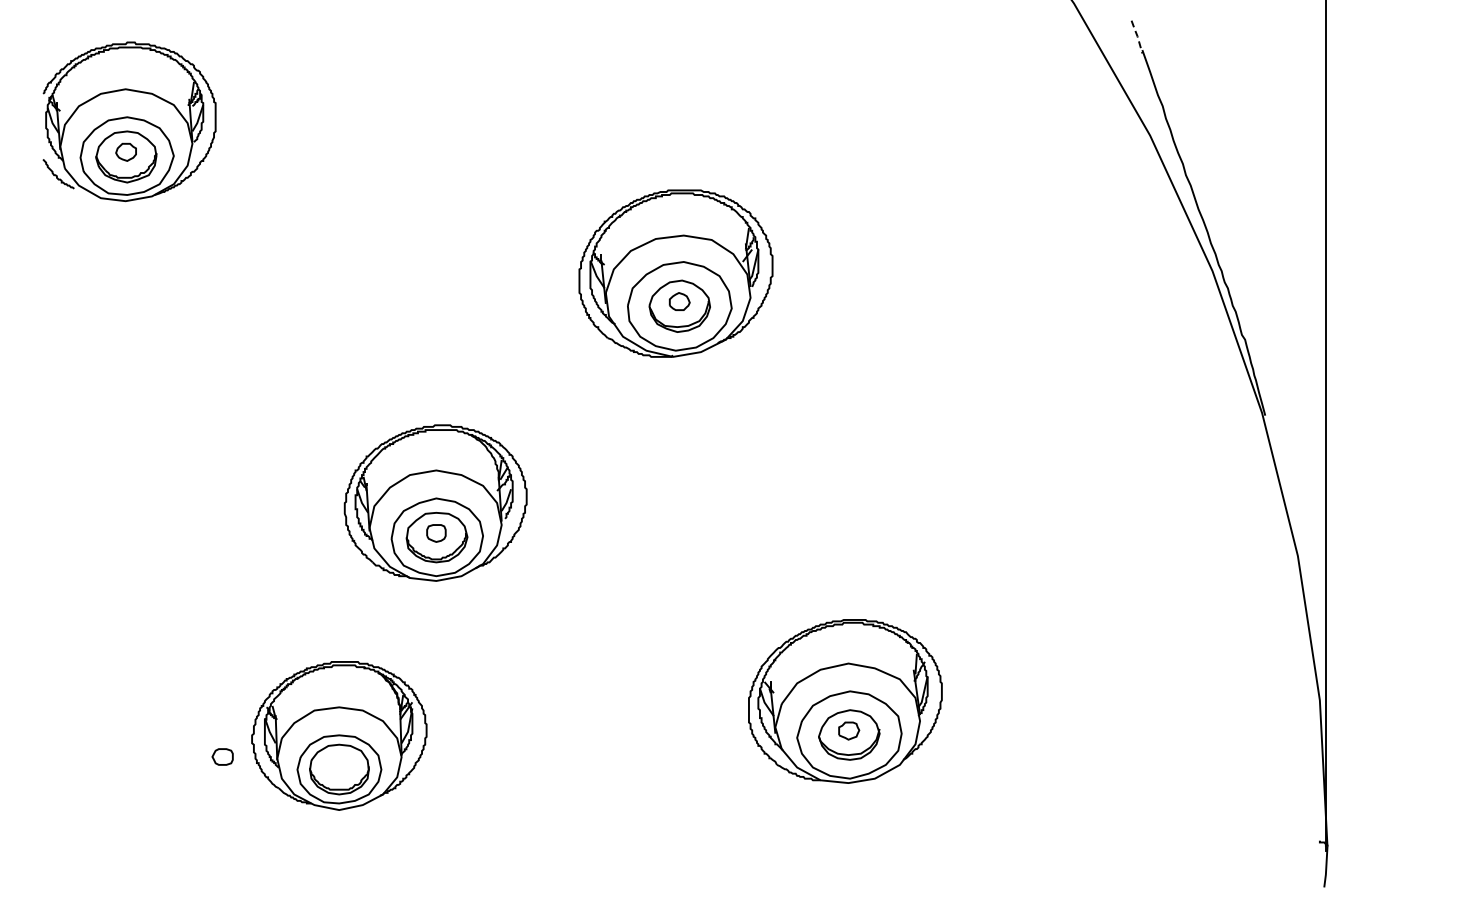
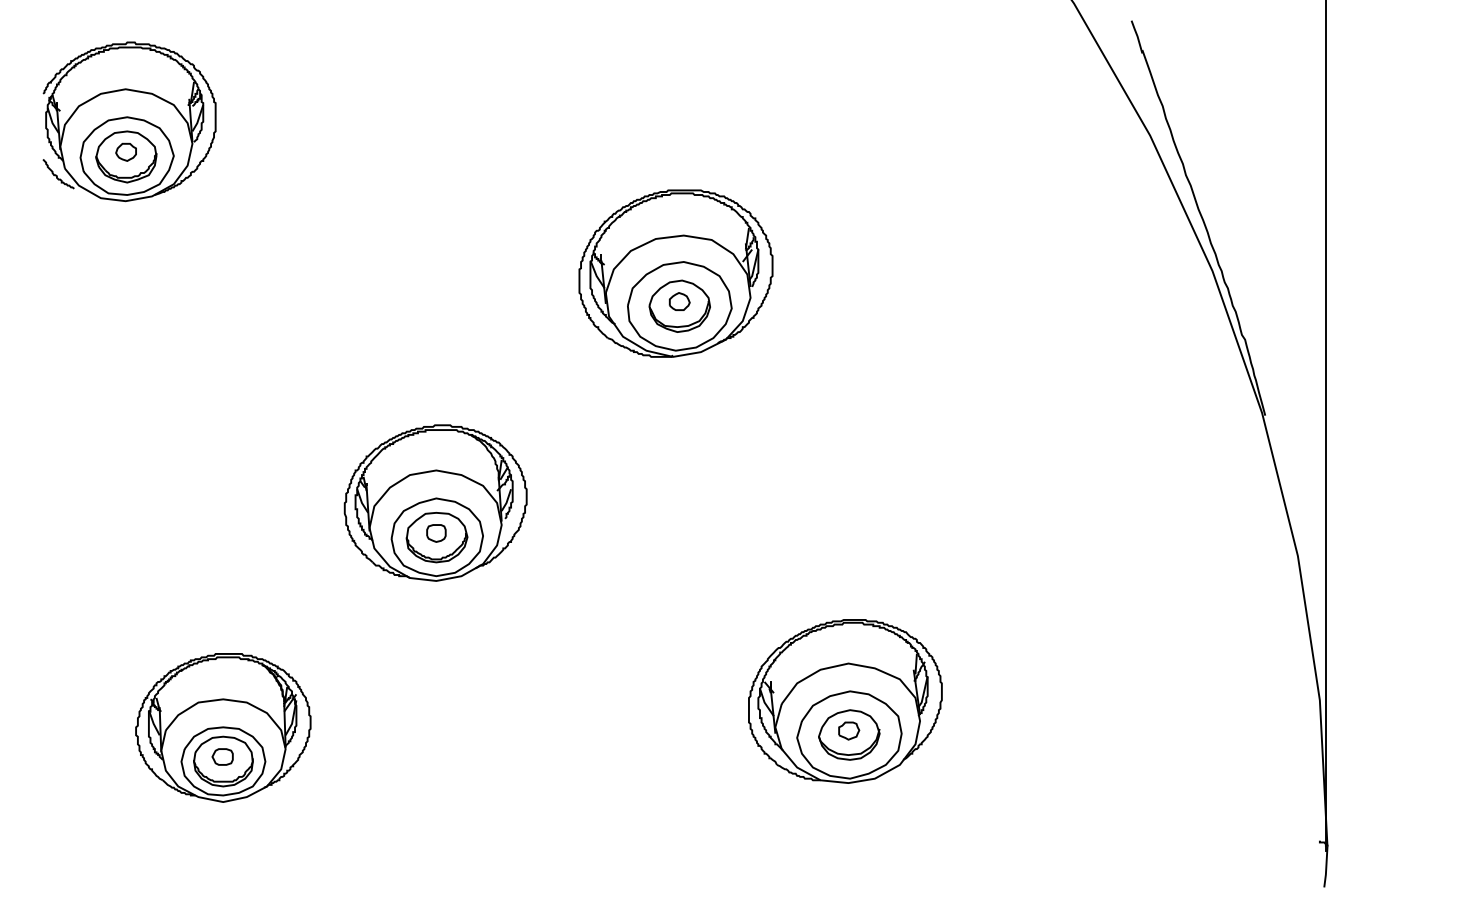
line: dashed -> solid (1137, 36)
part position: (339, 735) -> (223, 727) (223, 727)
